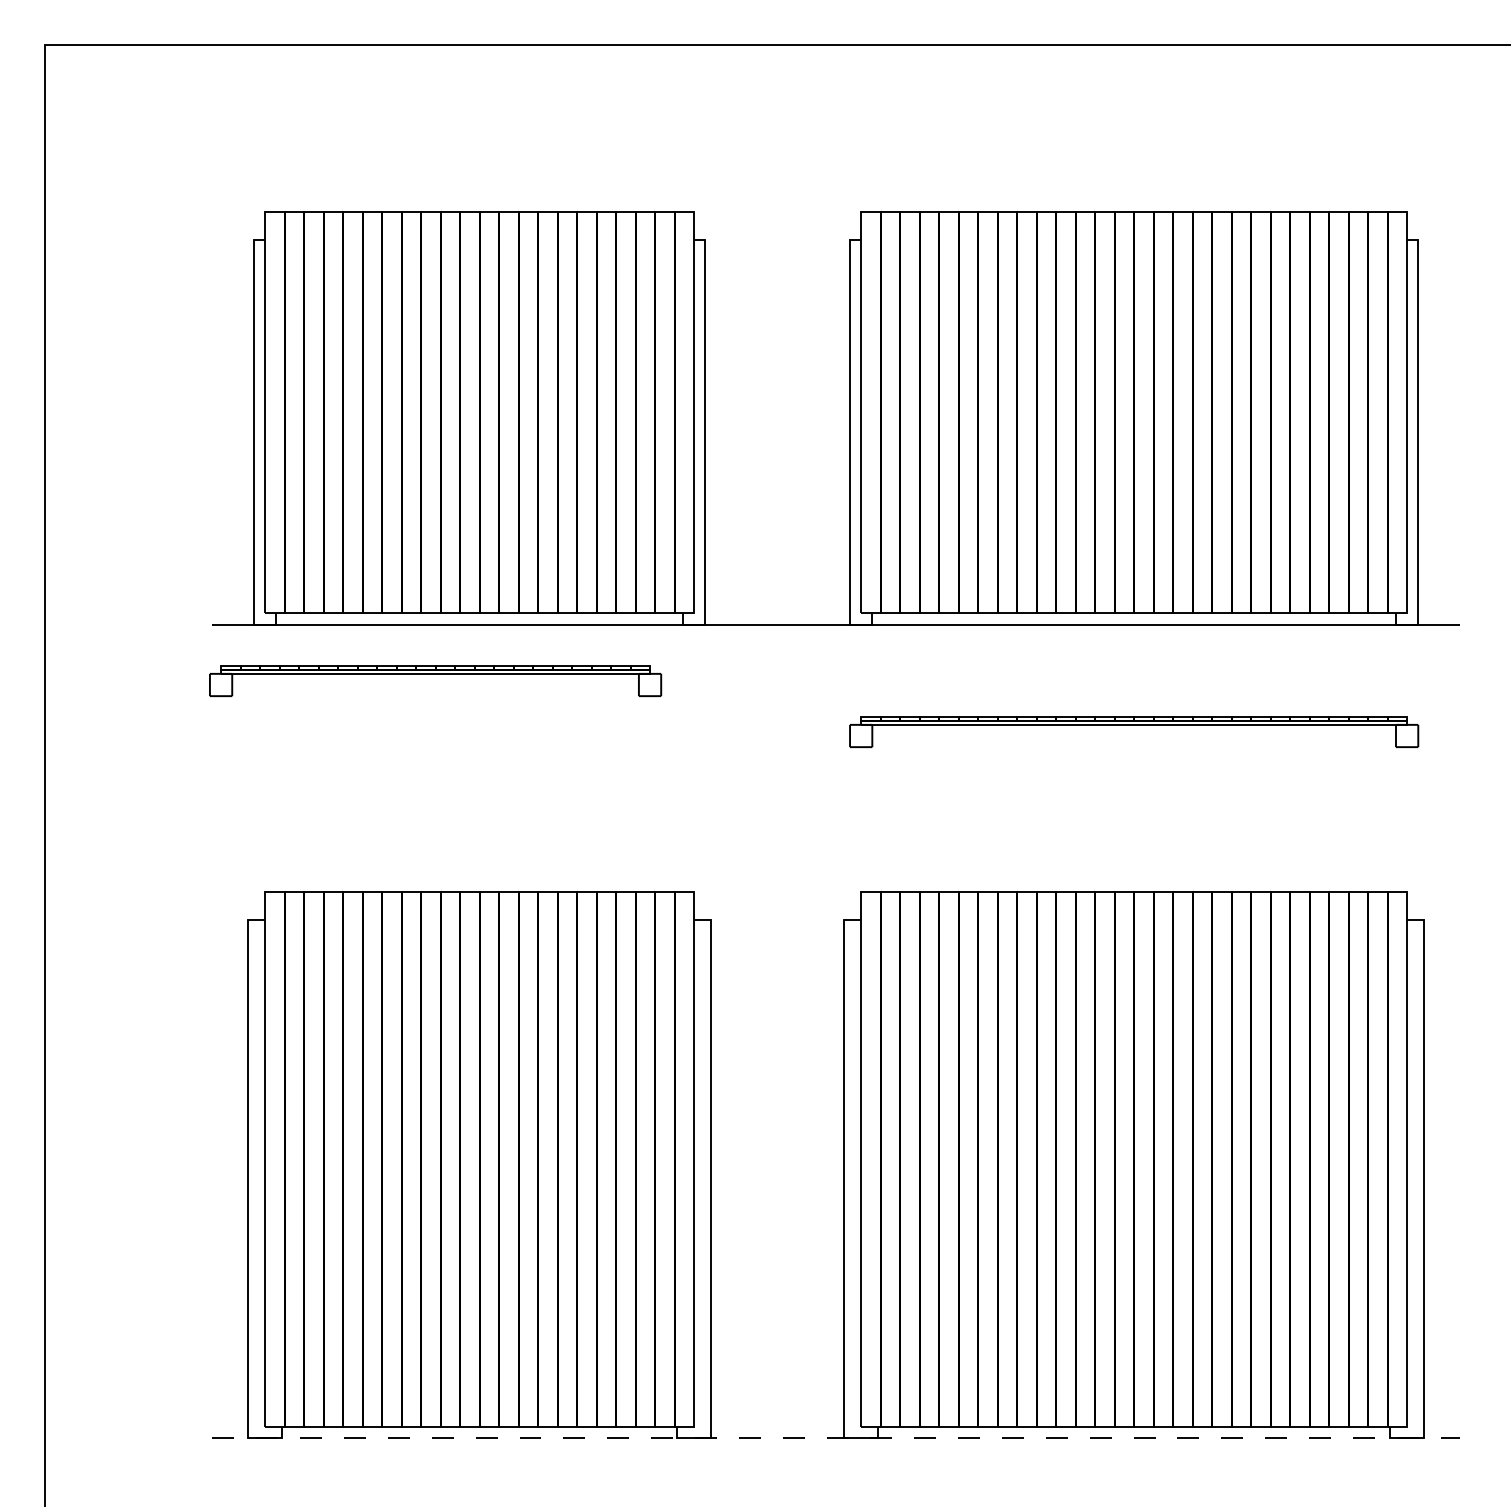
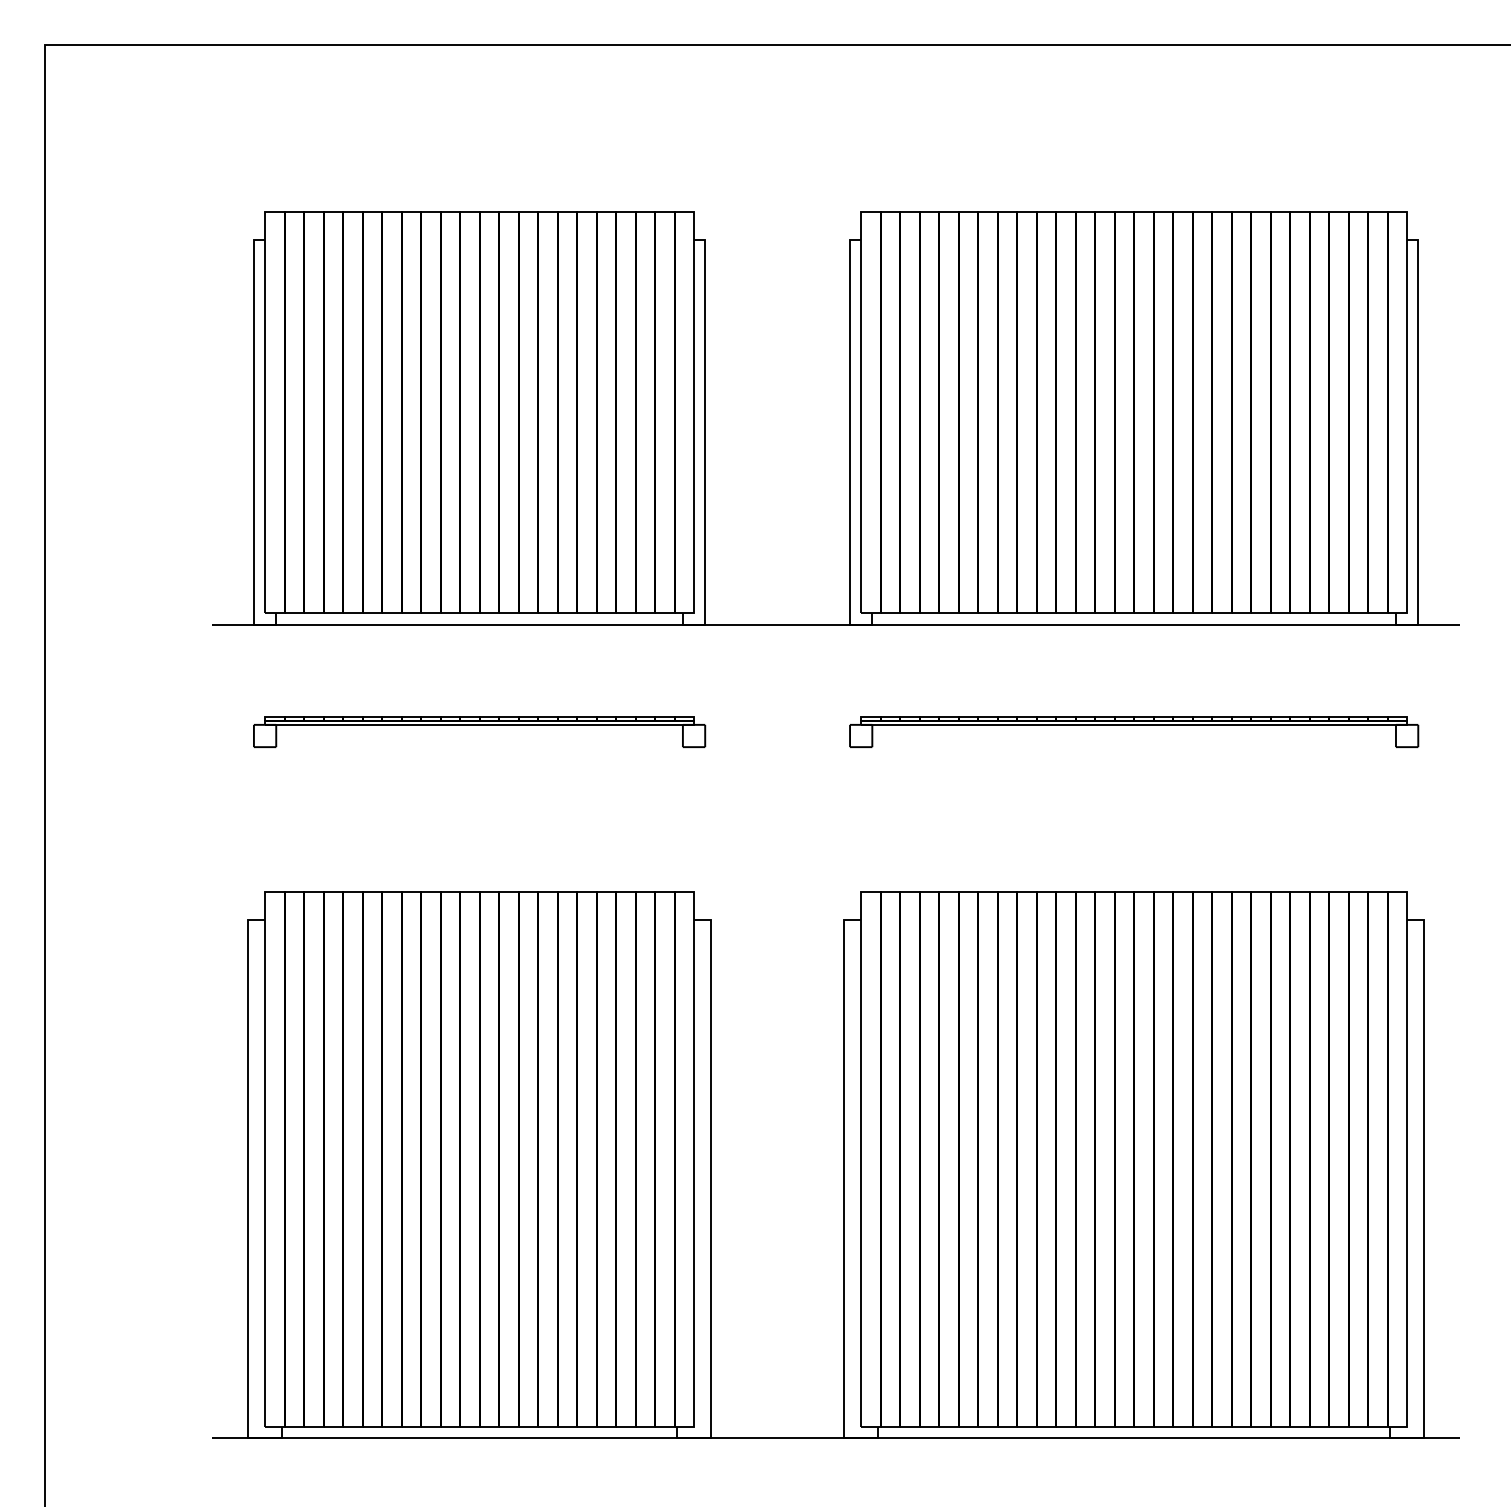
part position: (435, 680) -> (479, 731) (479, 731)
line: dashed -> solid (836, 1438)
